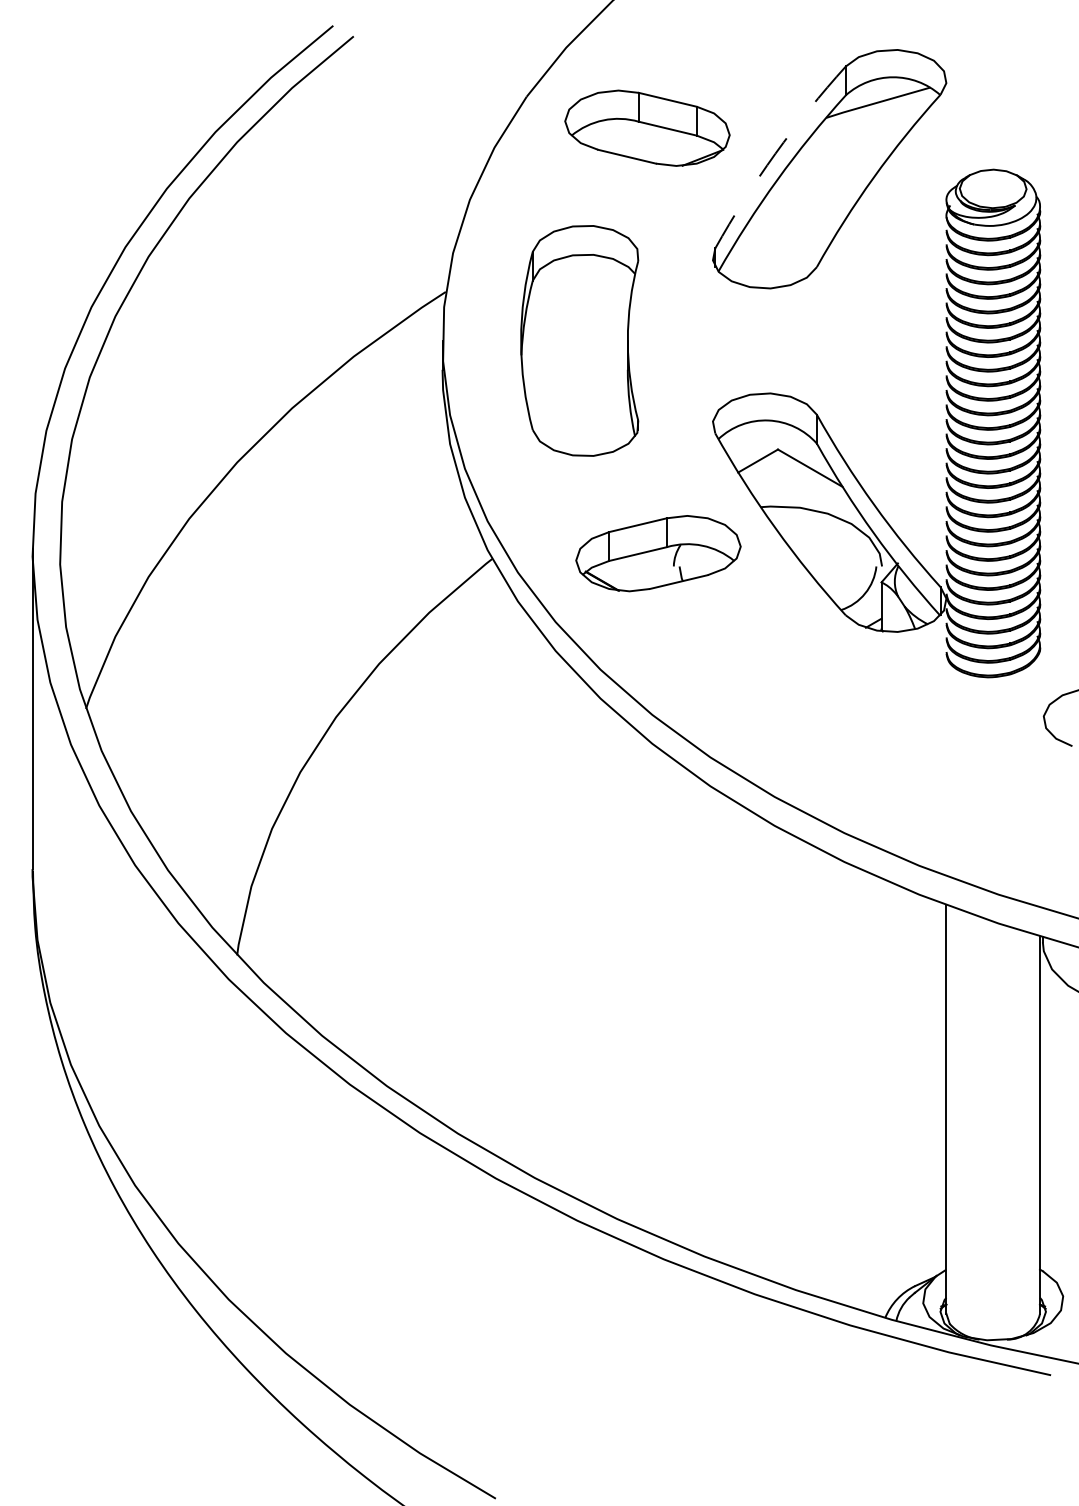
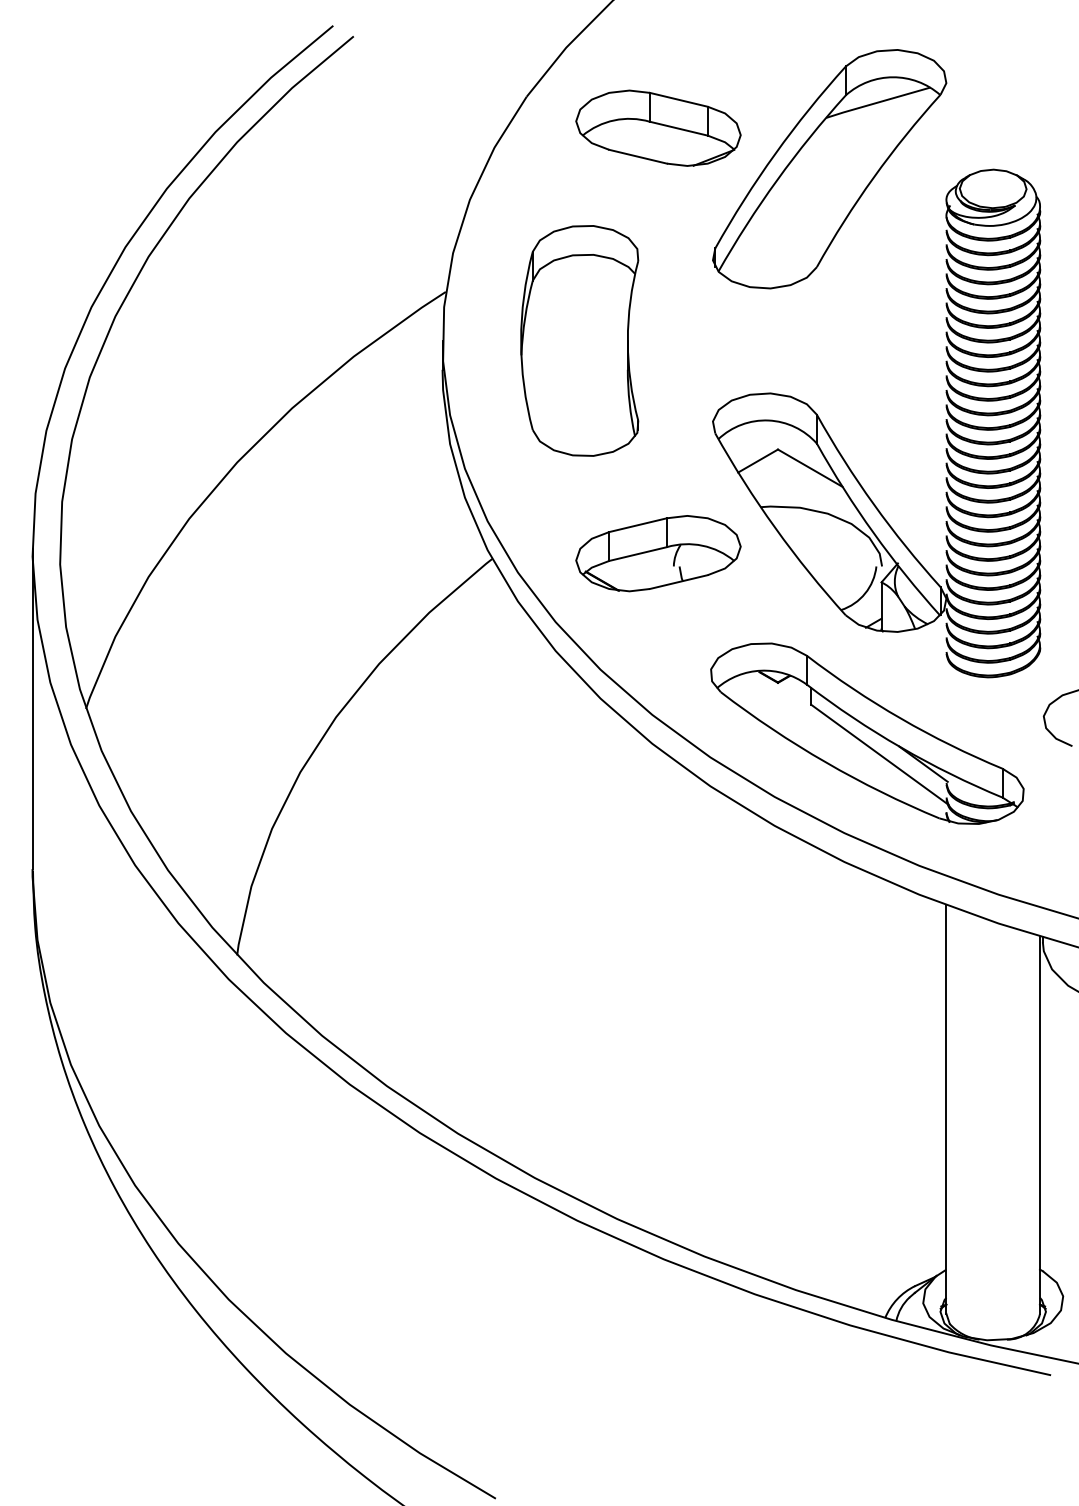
part position: (647, 127) -> (658, 127) (658, 127)
arc: dashed -> solid (775, 153)
part: none -> present (867, 733)
